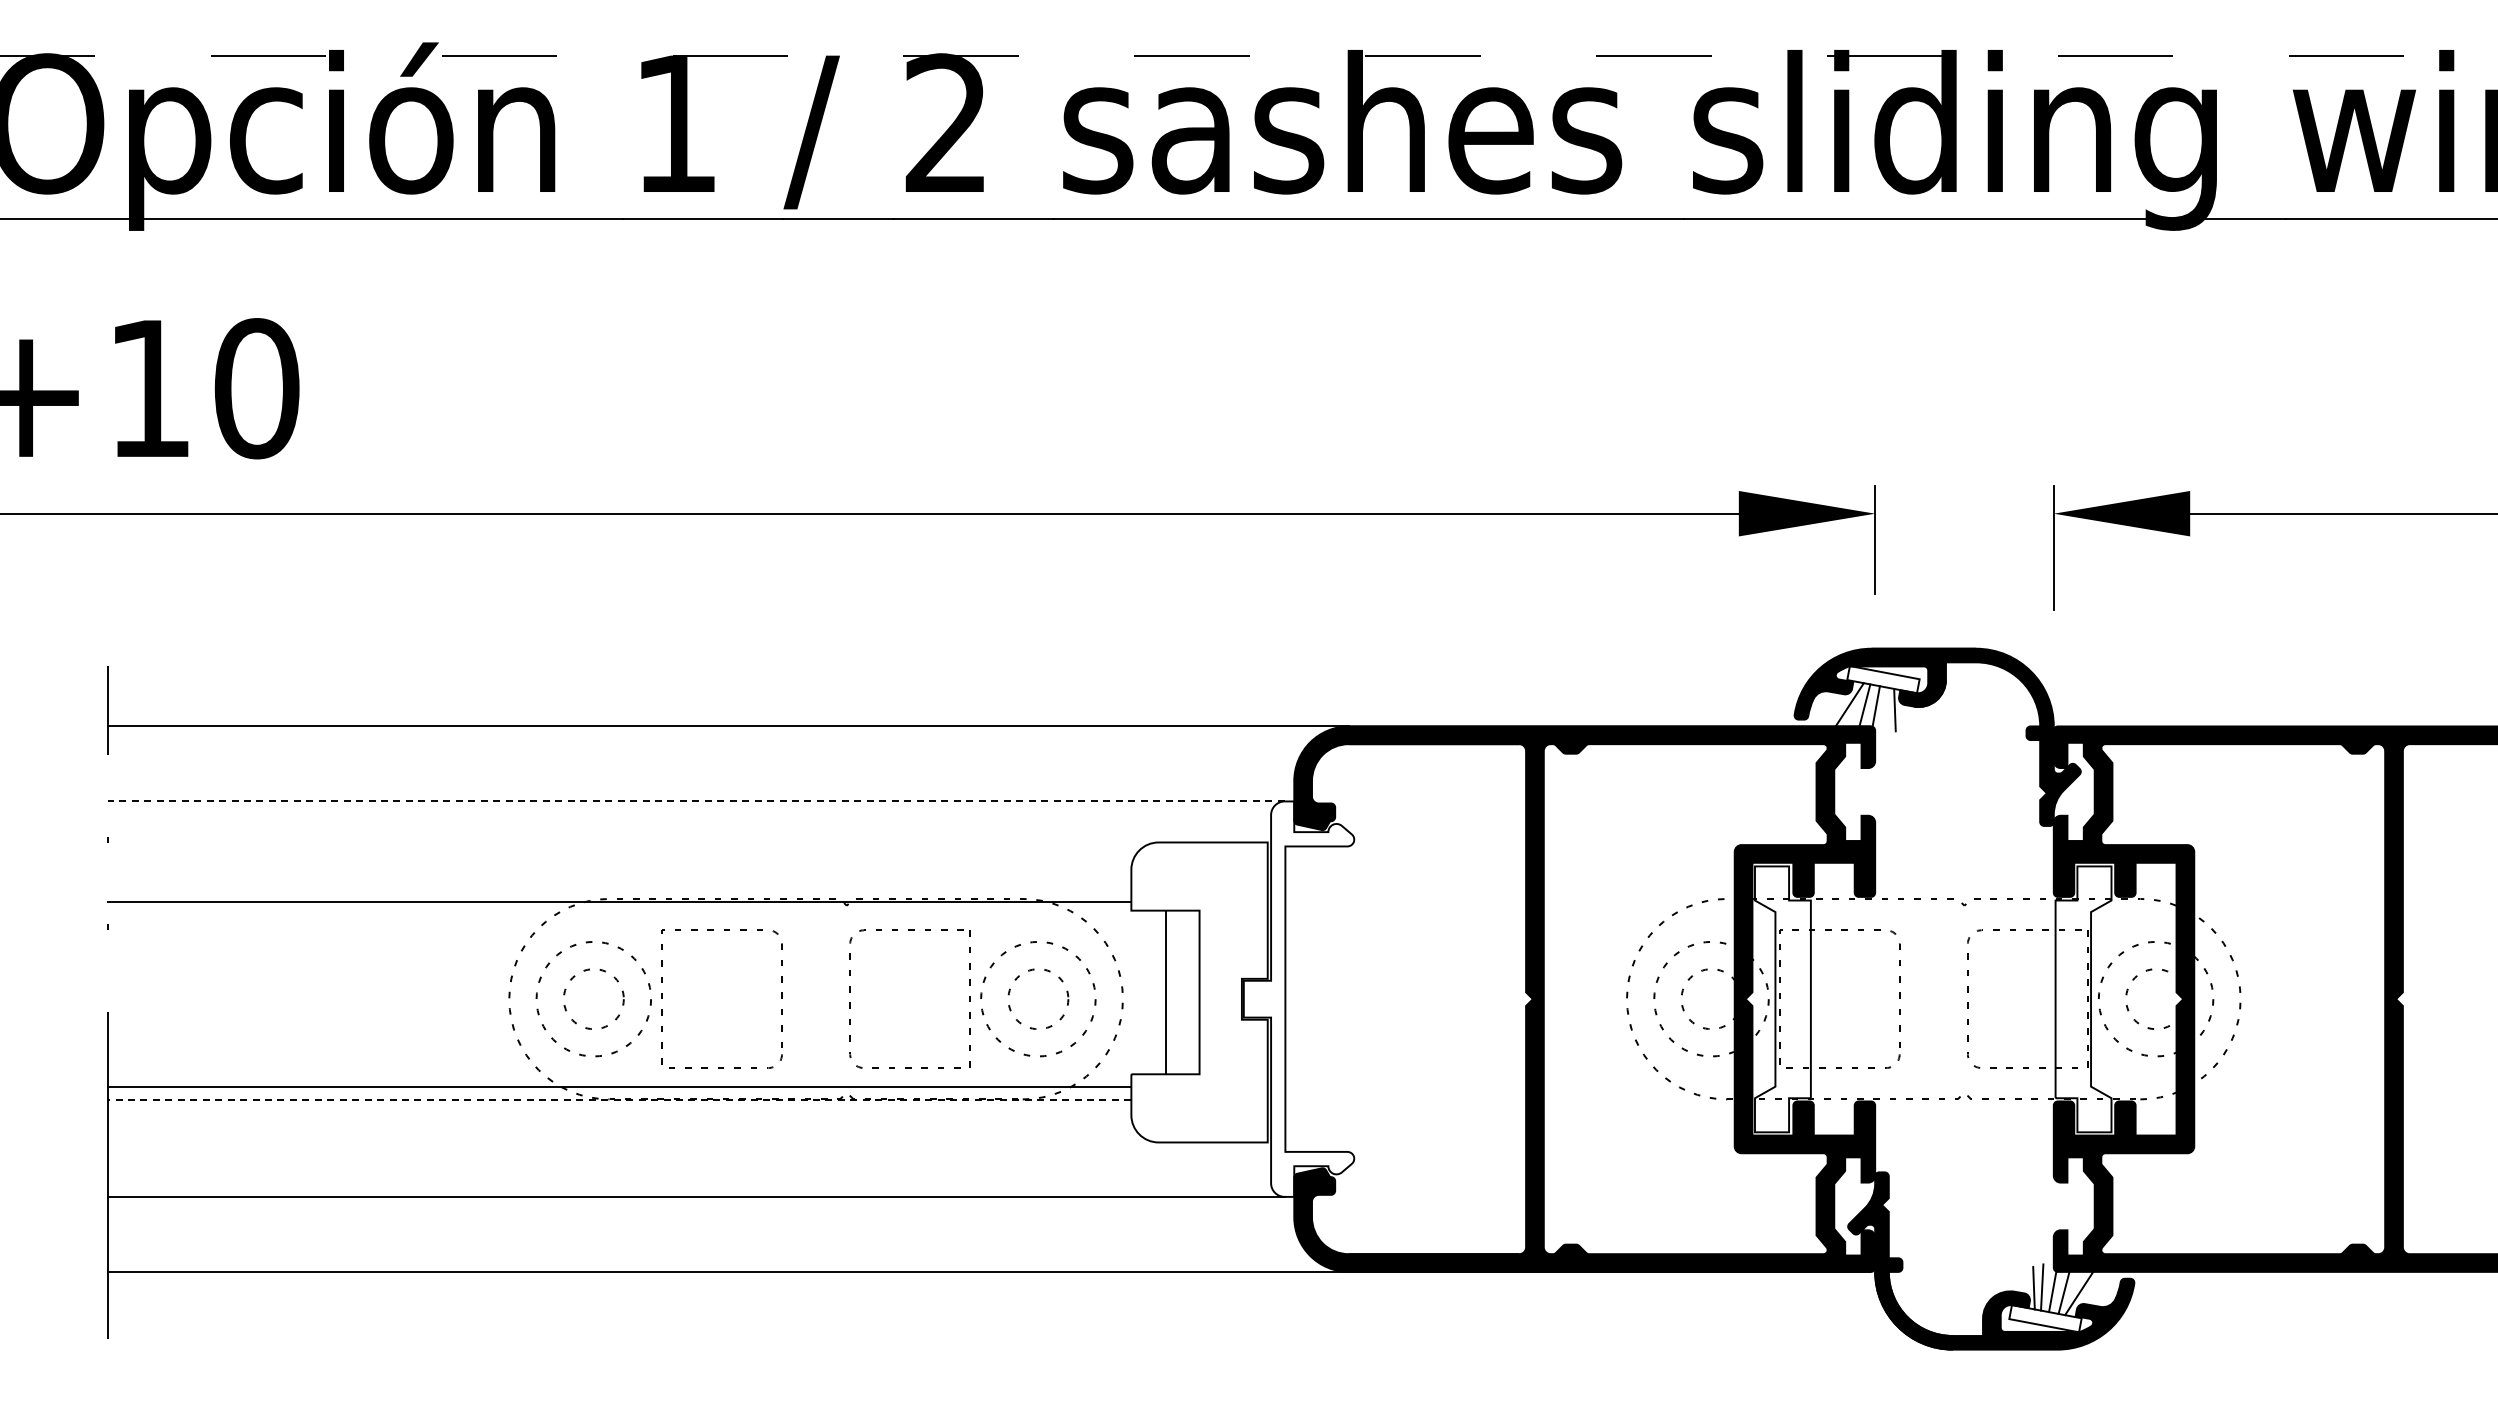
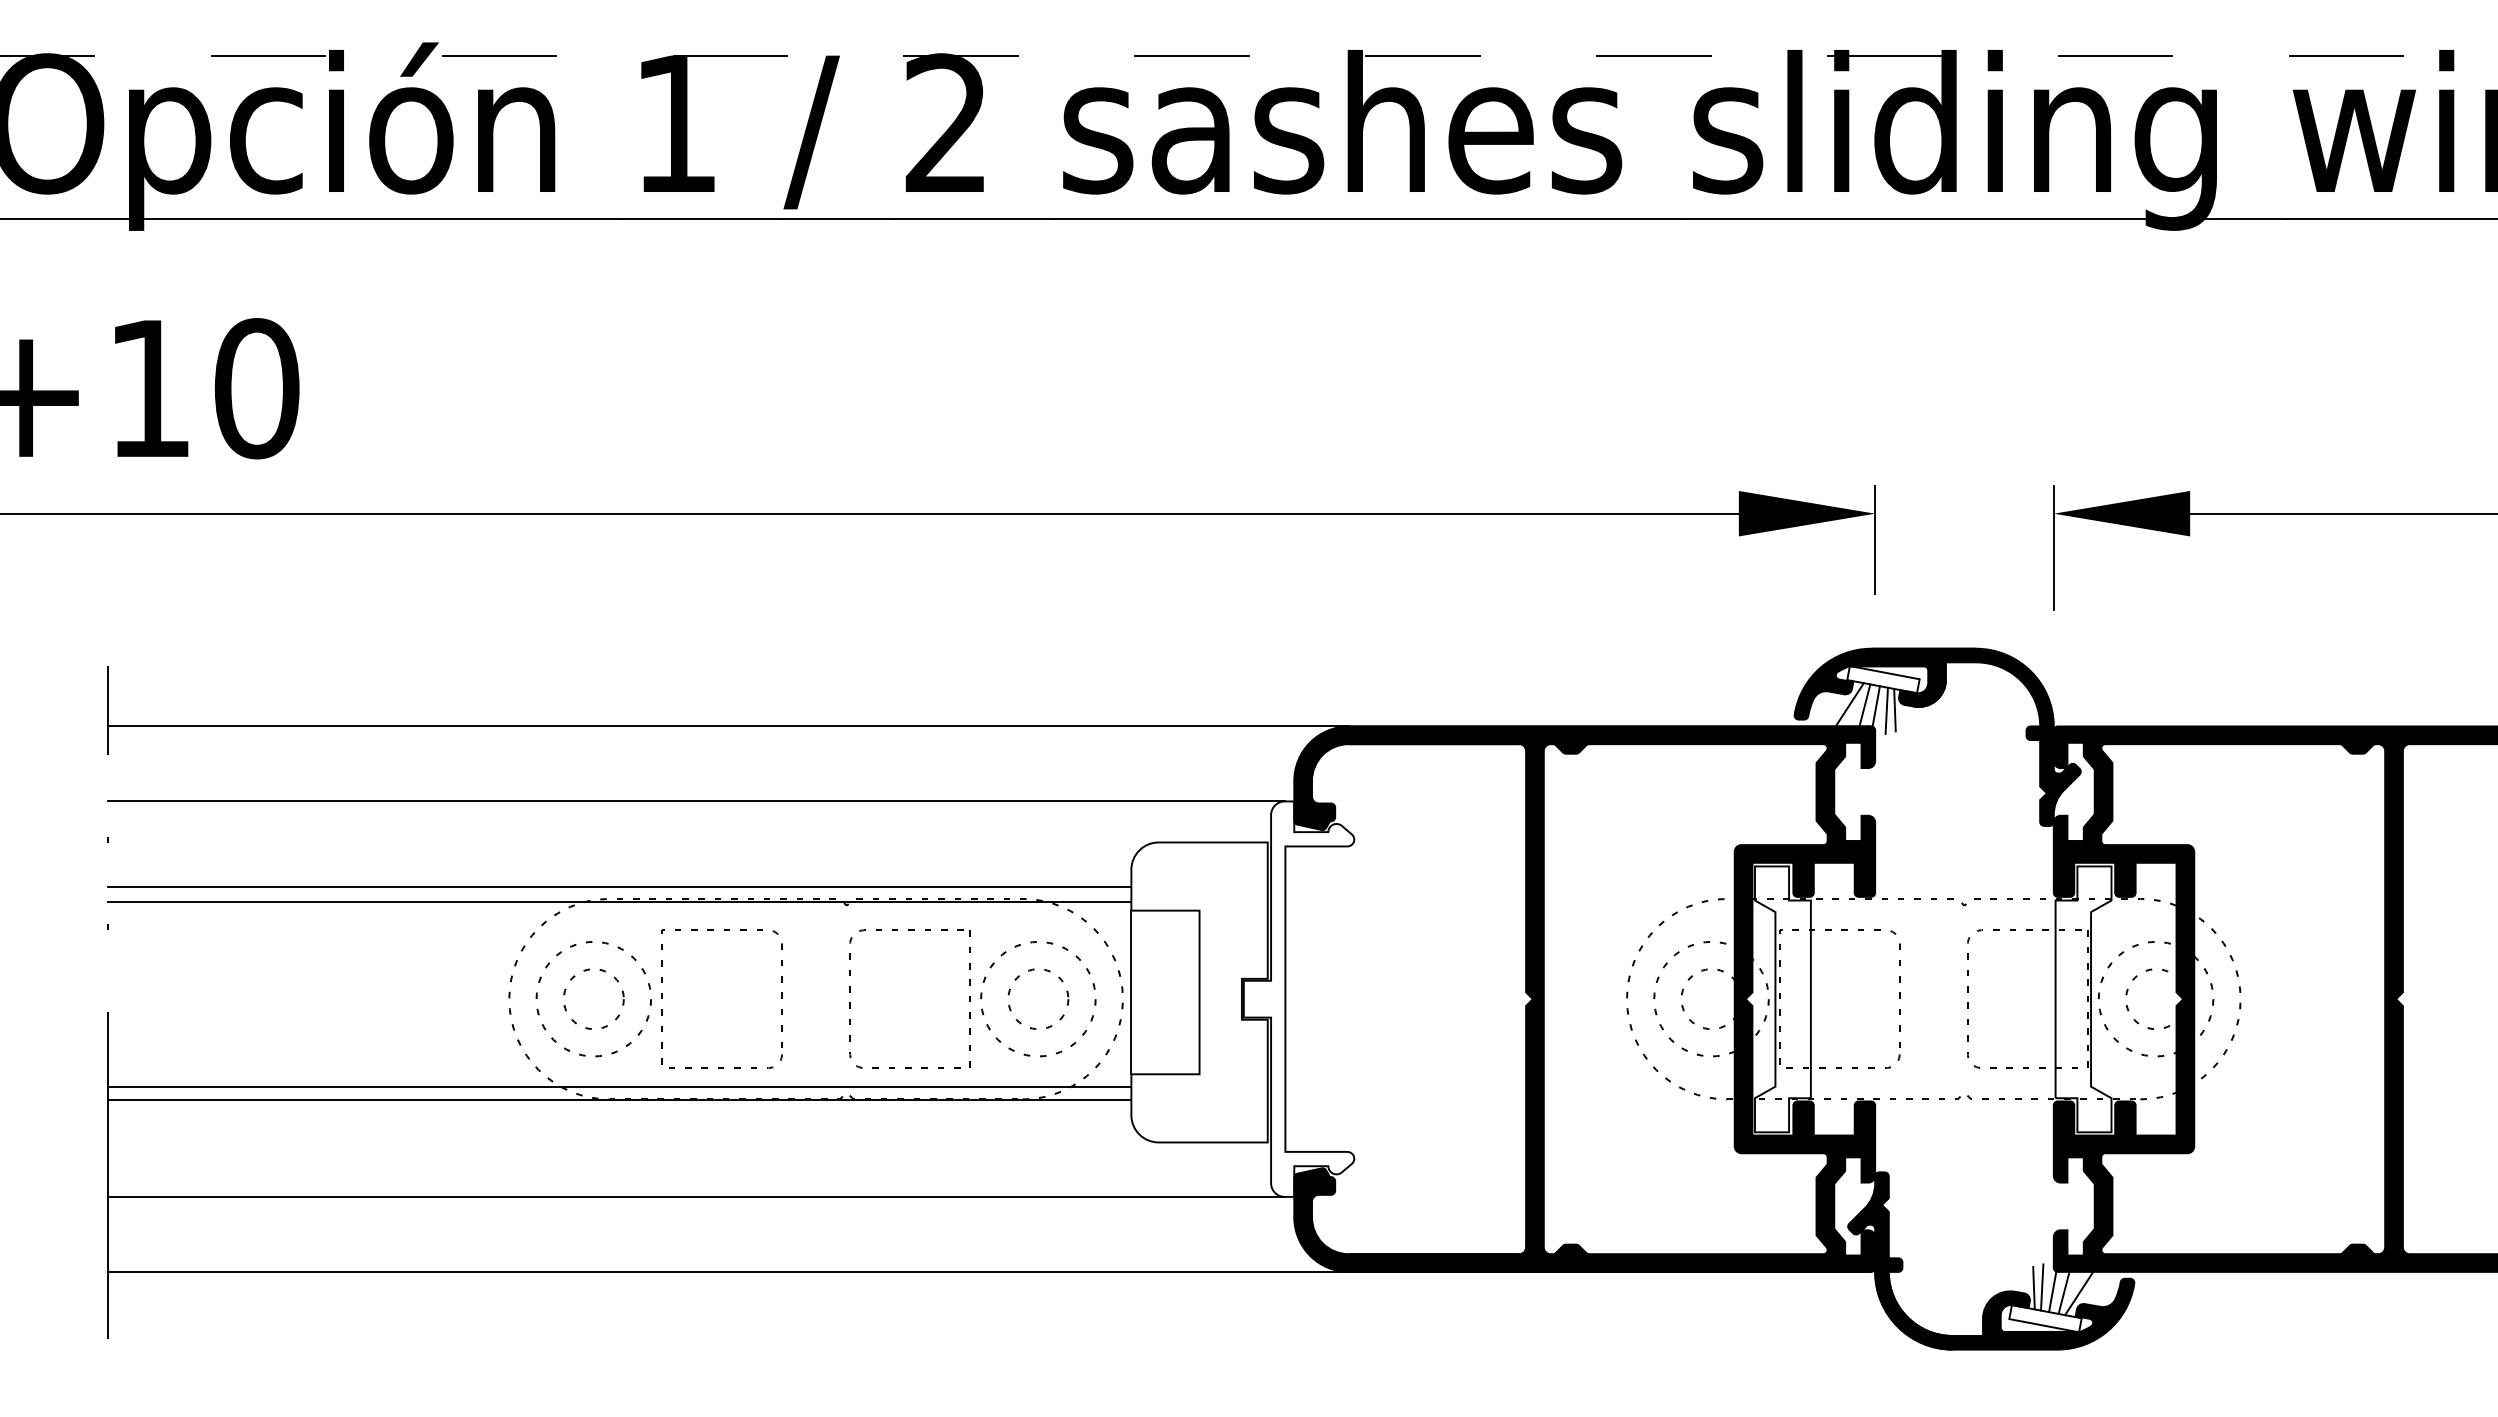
line: none -> present (1886, 710)
line: dashed -> solid (696, 801)
line: none -> present (619, 886)
line position: (1166, 992) -> (1131, 992) (1131, 992)
line: dashed -> solid (619, 1099)
